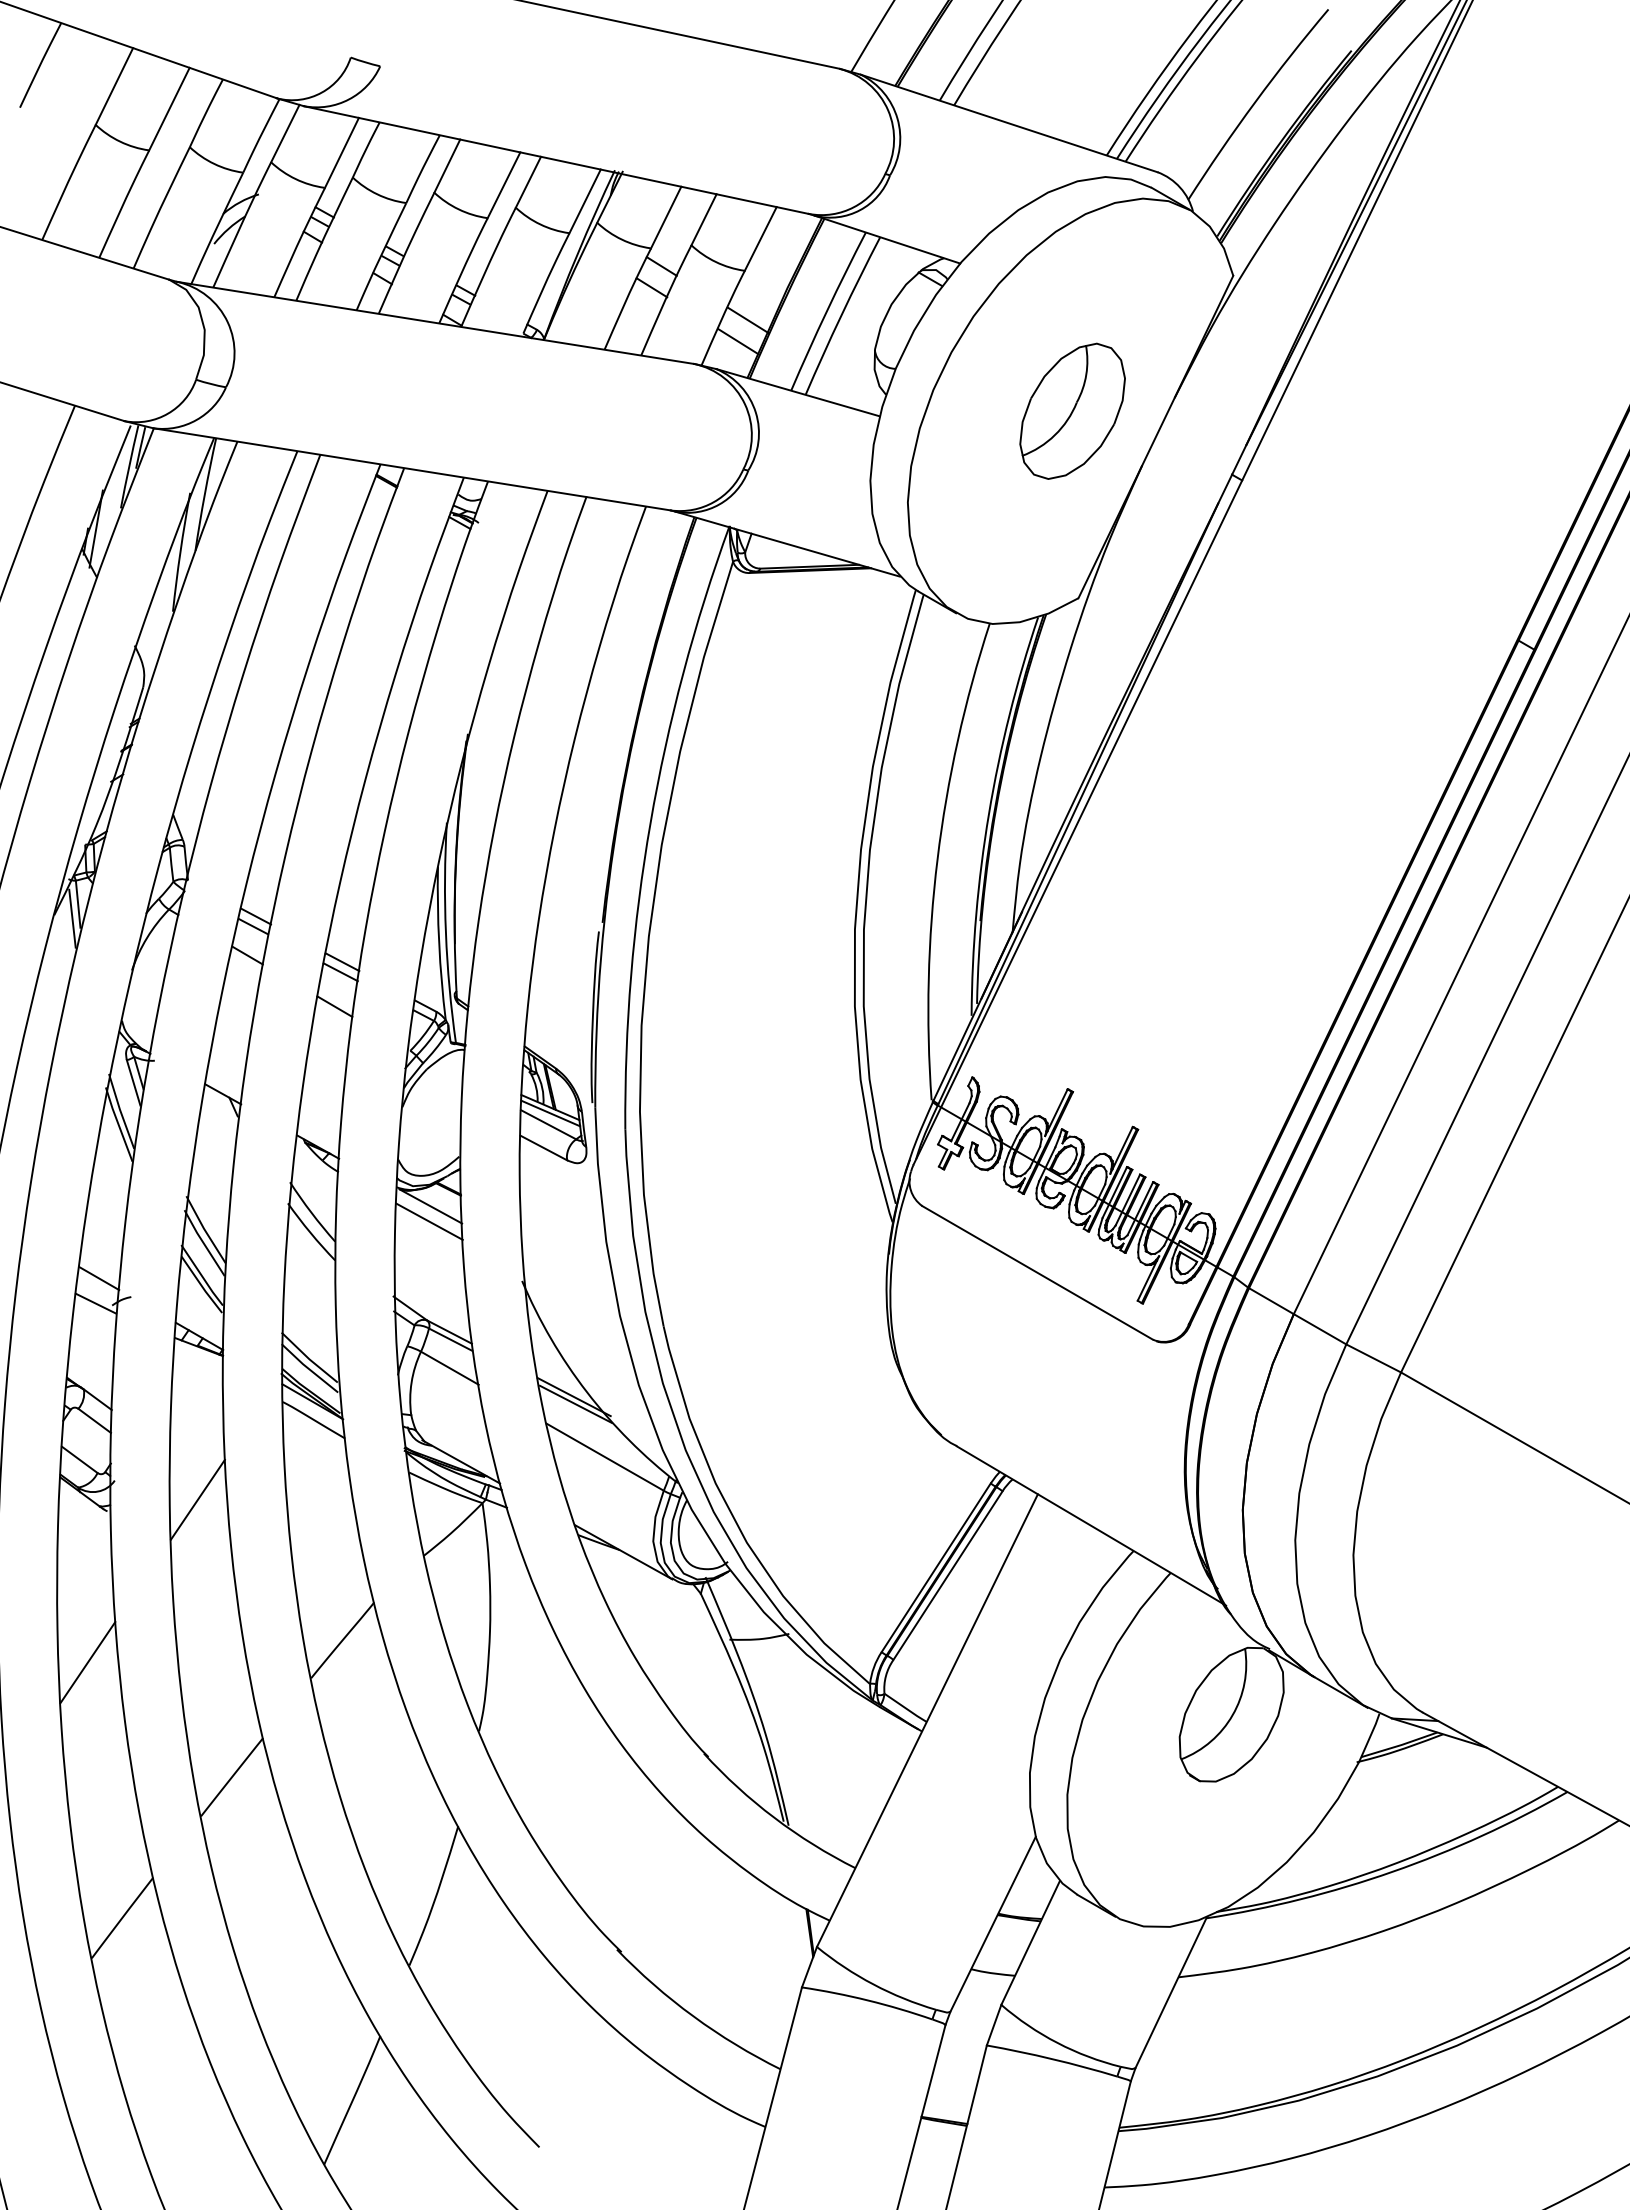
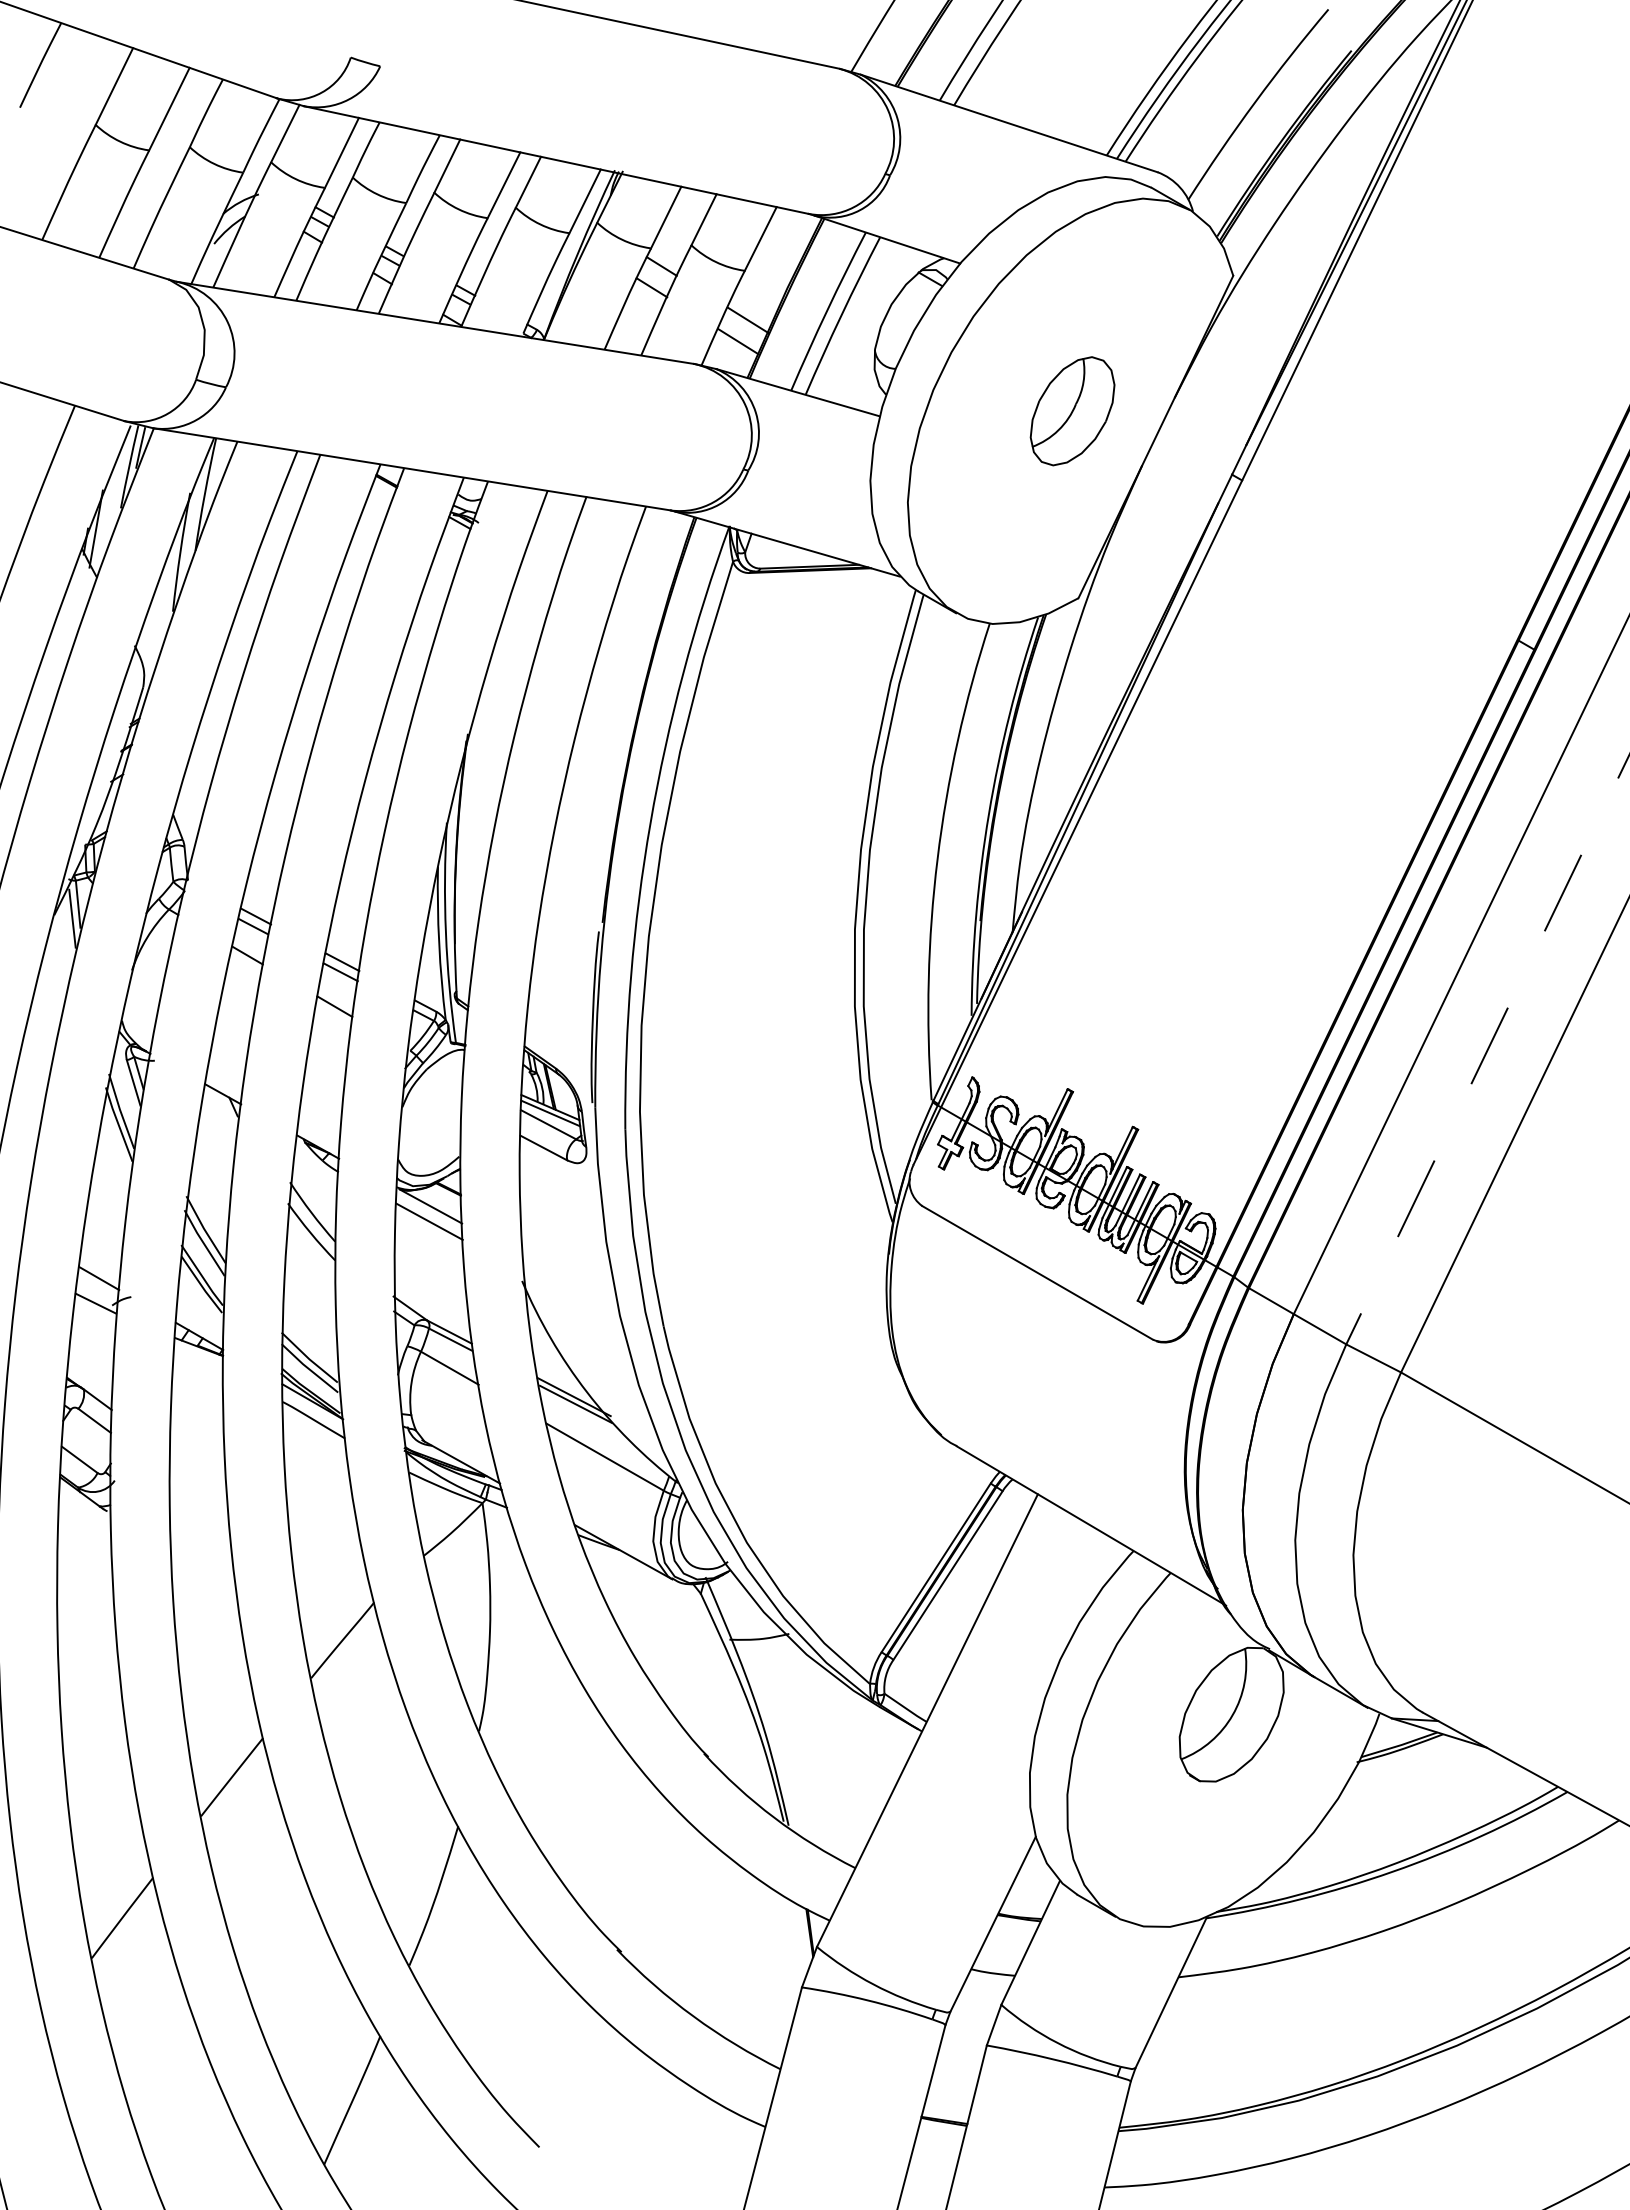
part size: 107x138 px -> 87x111 px (1072, 411)
line: solid -> dashed (1487, 1049)
line: present -> none (197, 1499)
line: present -> none (87, 1662)
